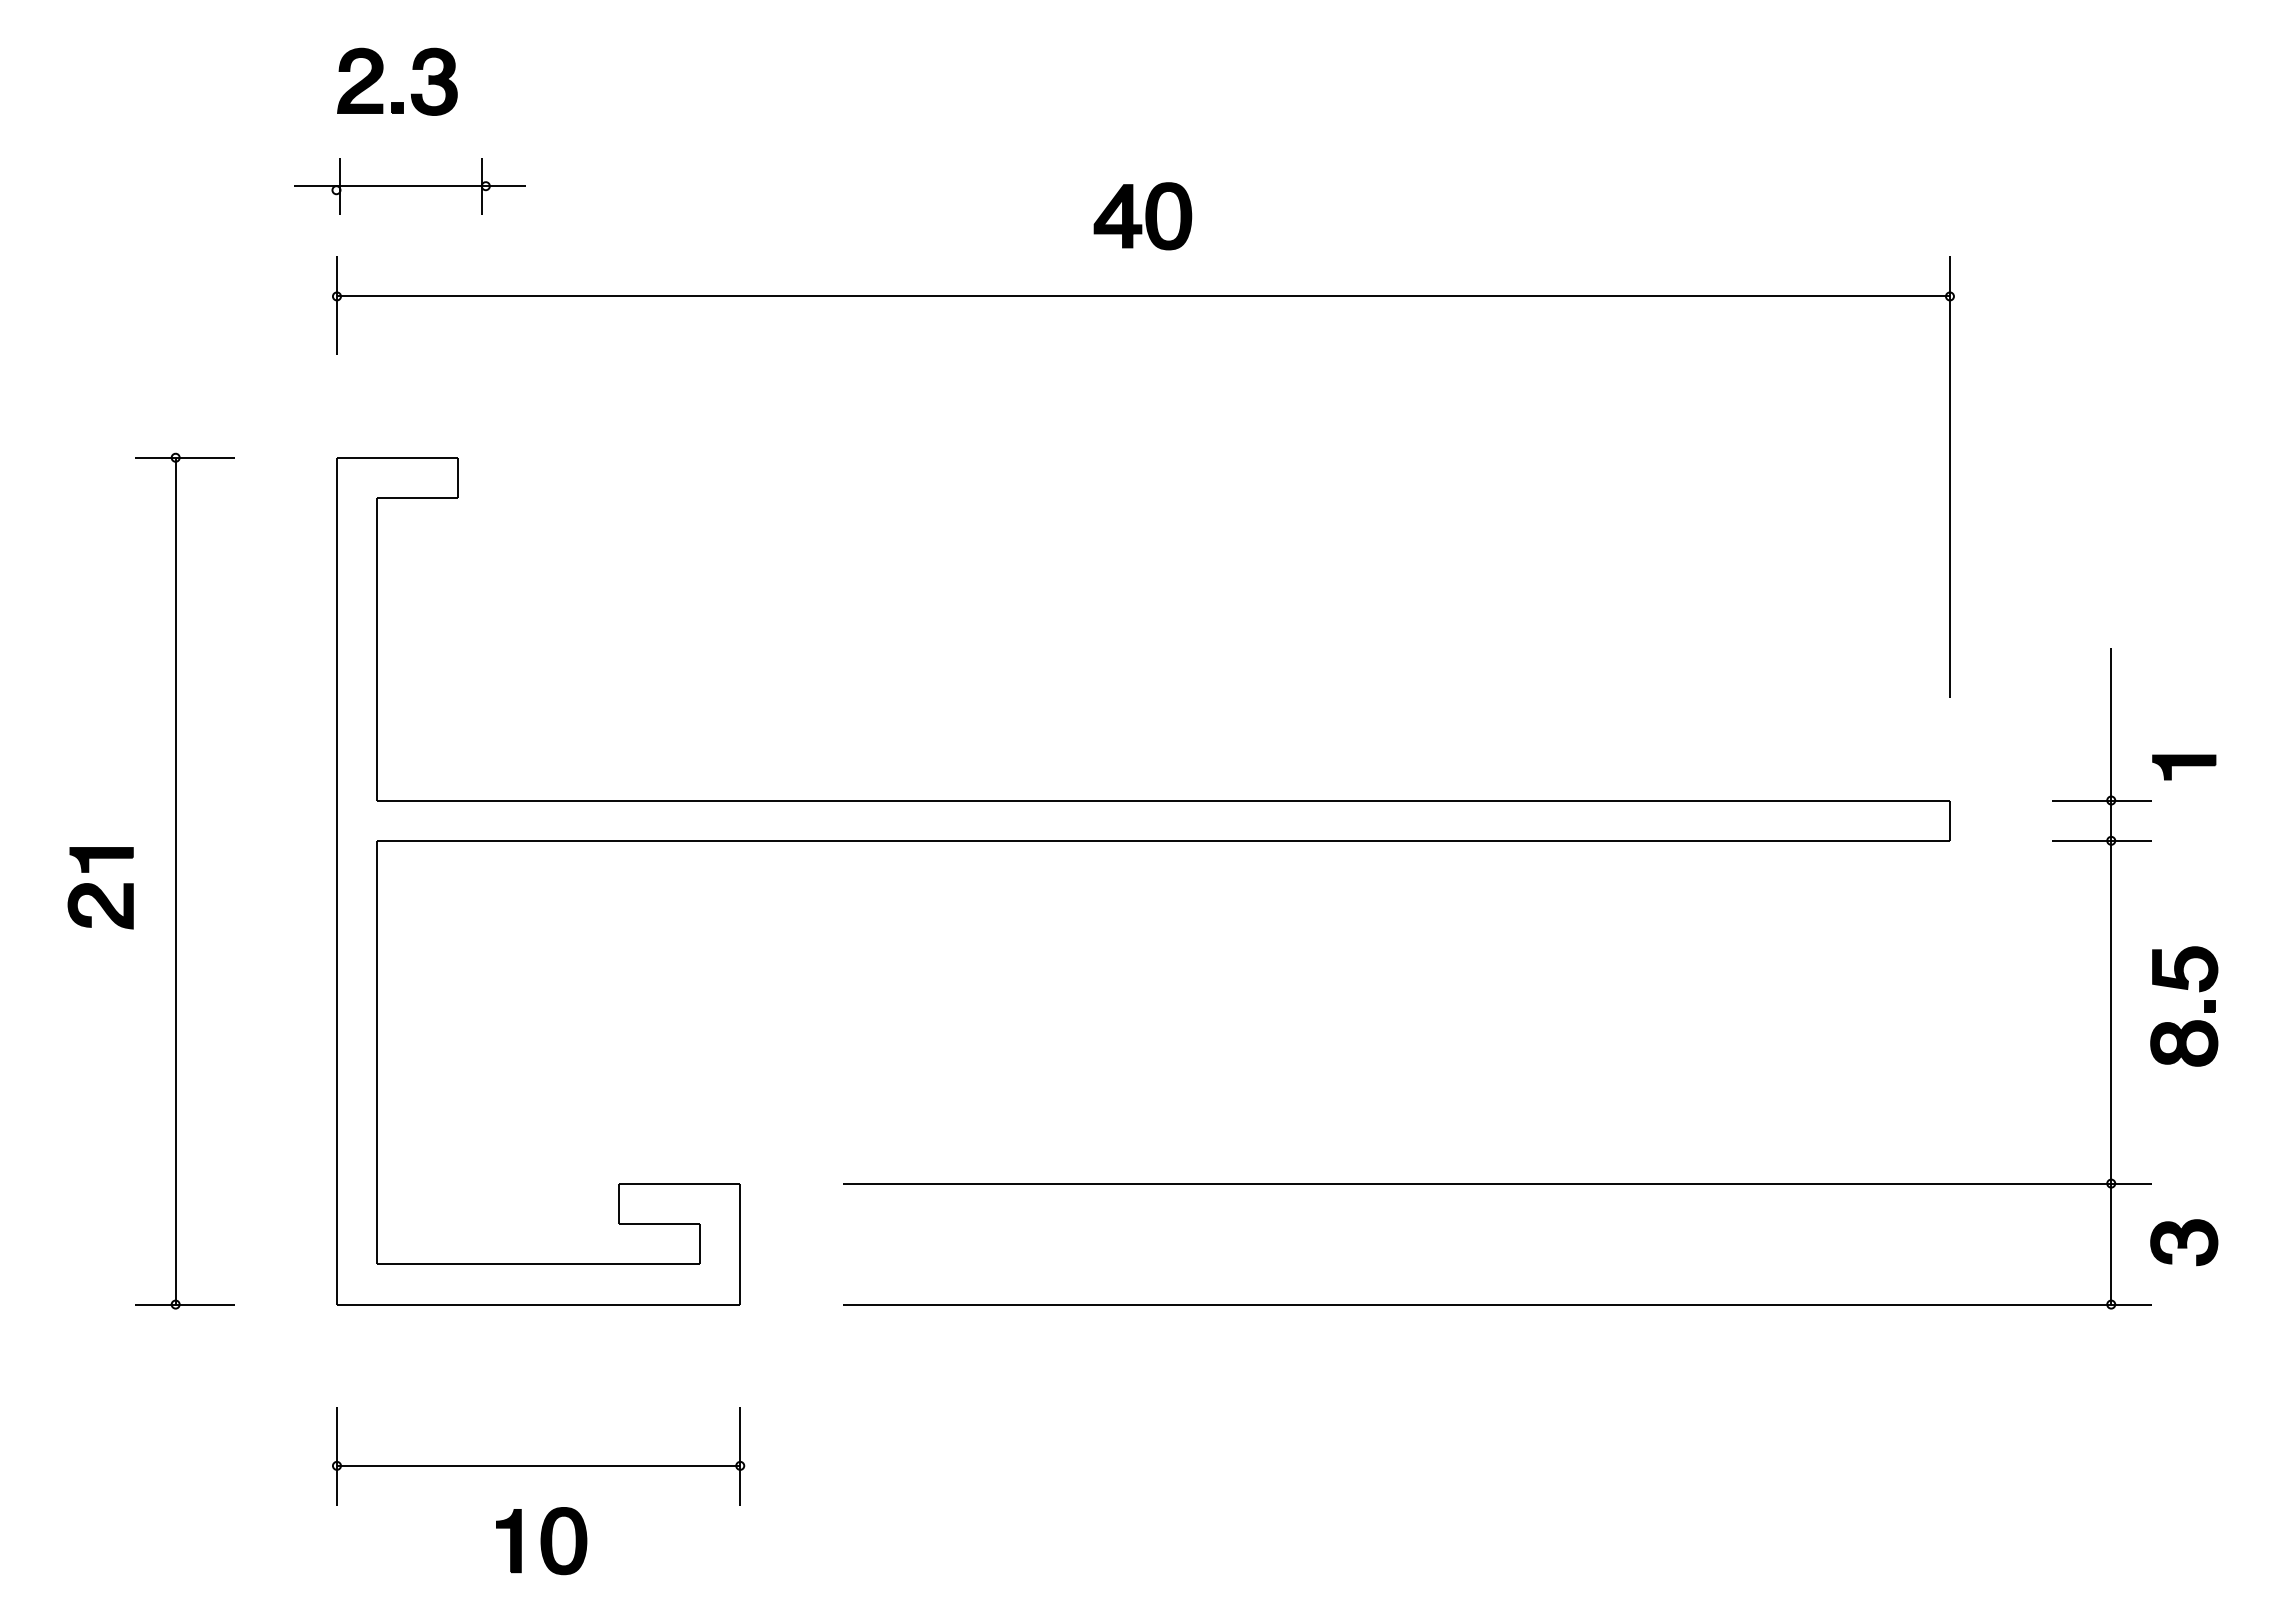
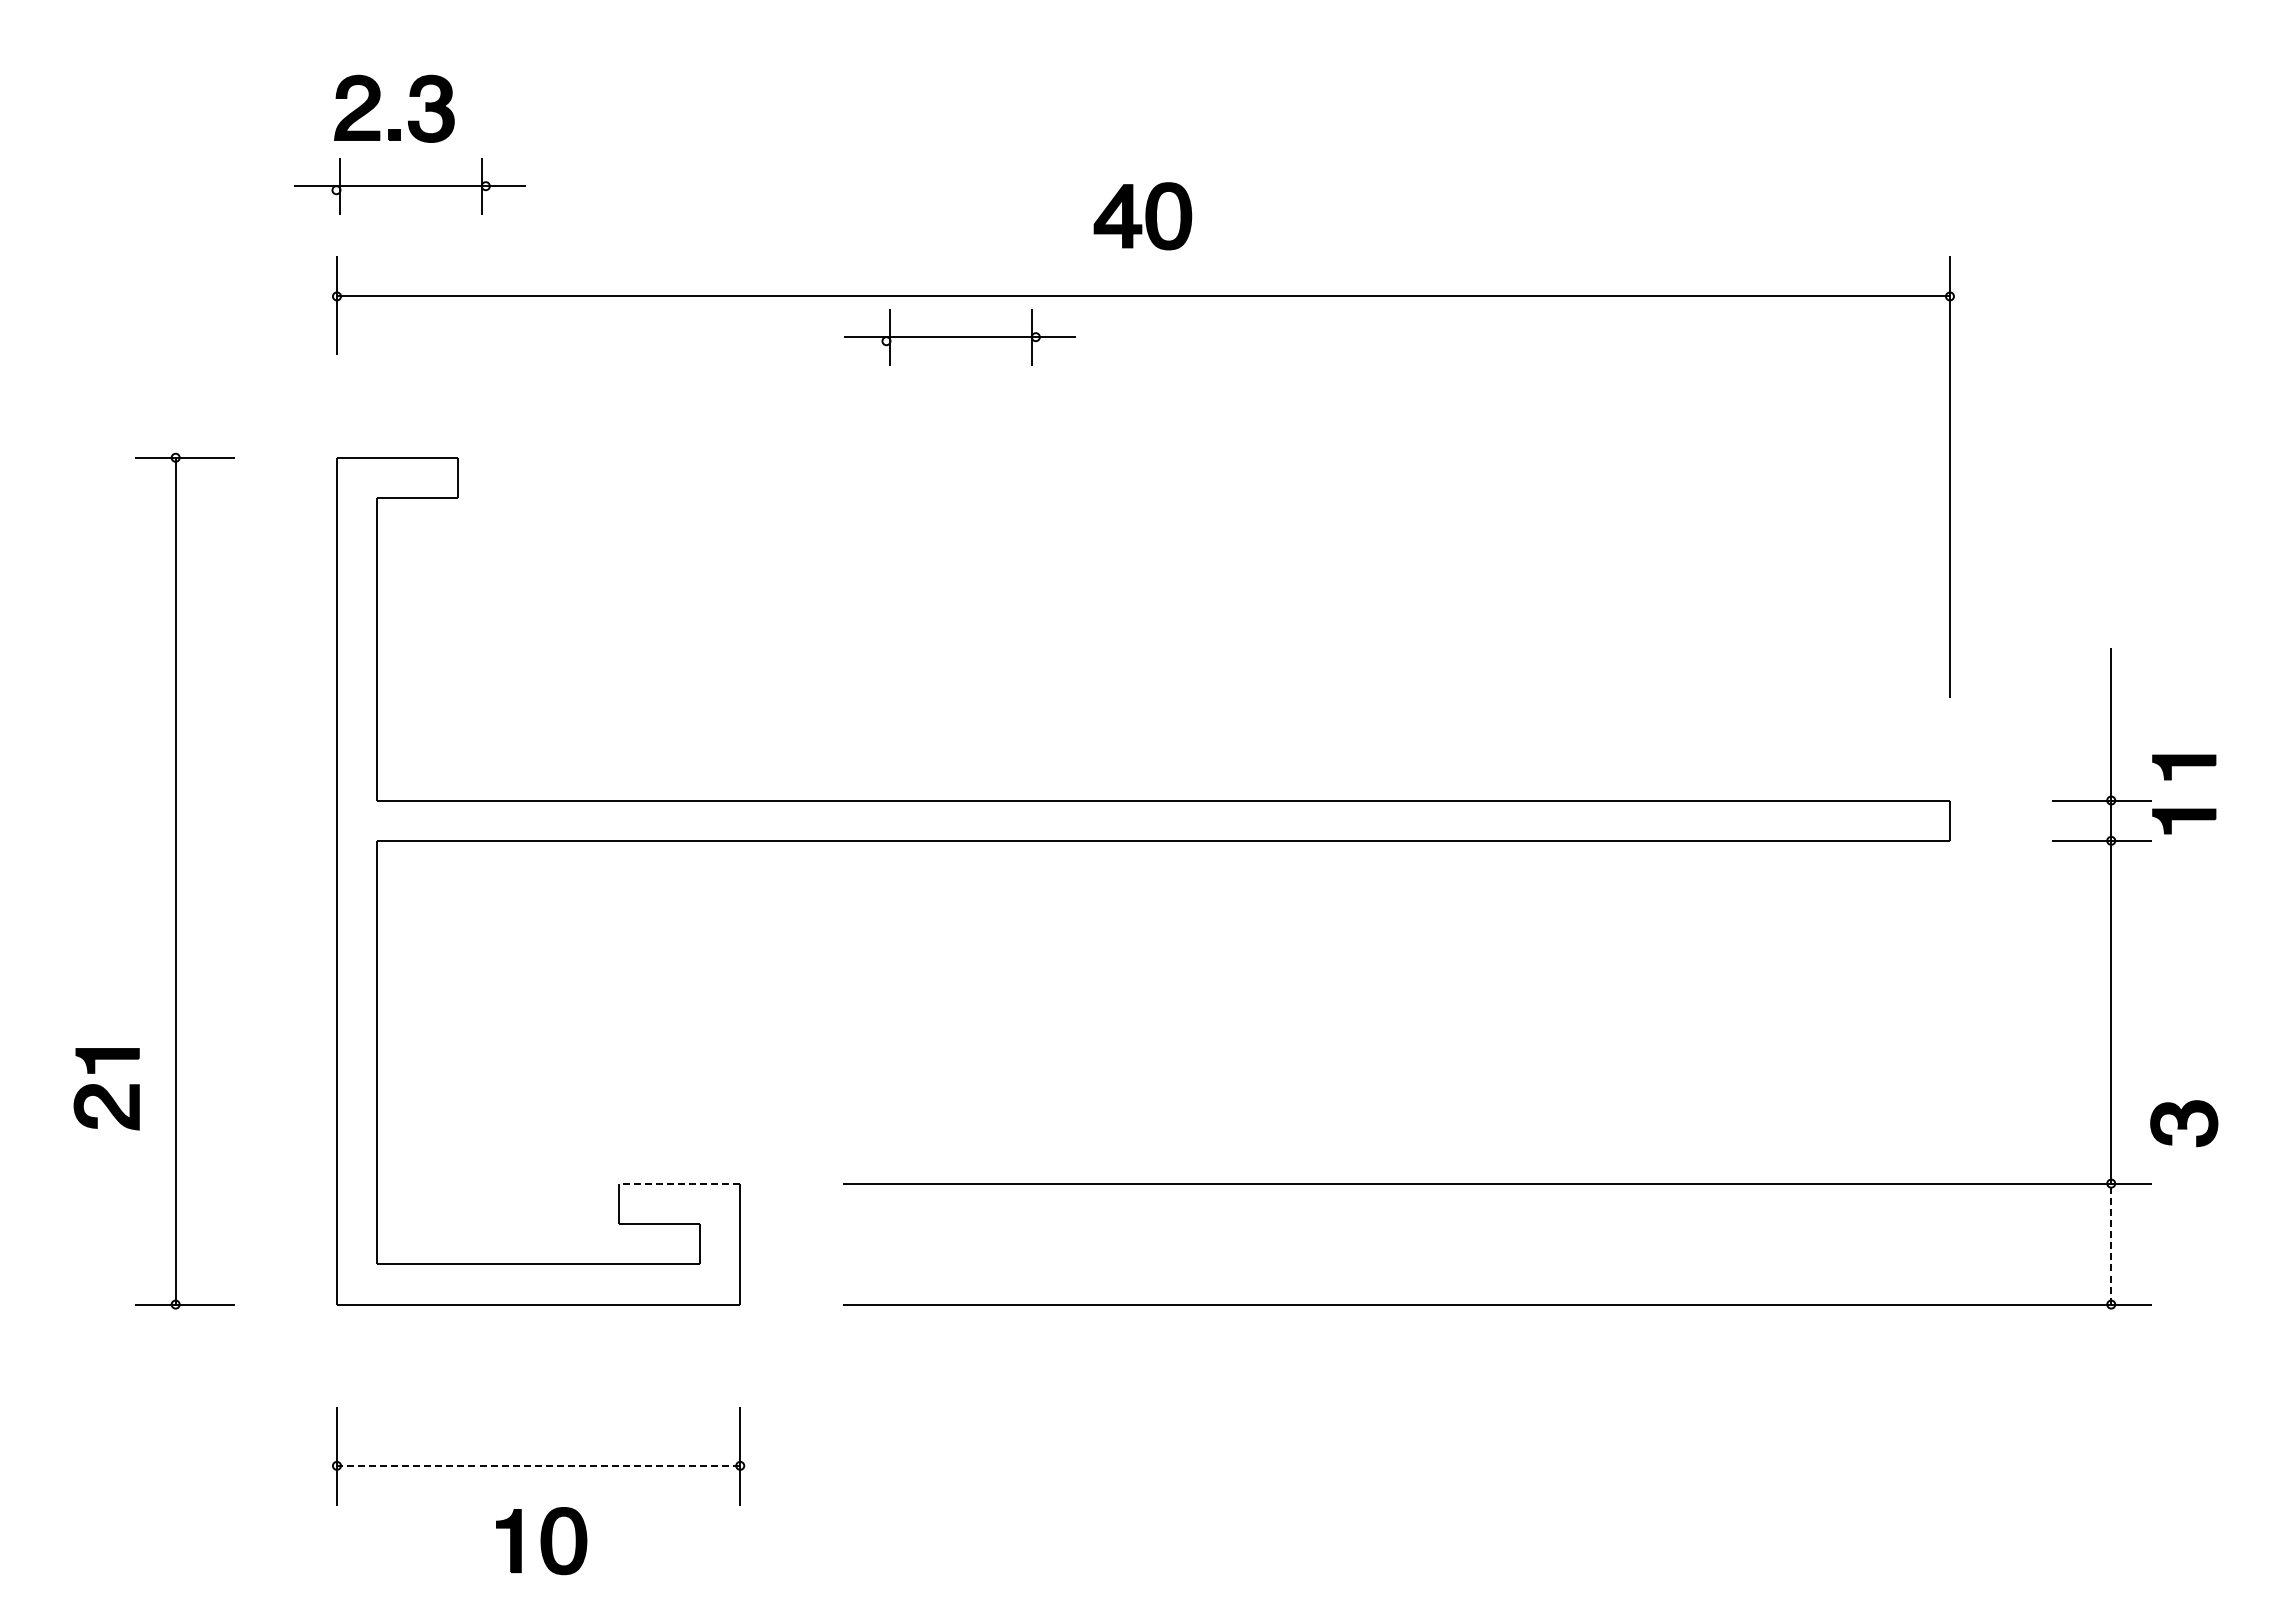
part position: (382, 74) -> (379, 101) (379, 101)
part: none -> present (959, 337)
part: none -> present (2184, 821)
part position: (100, 888) -> (106, 1089) (106, 1089)
part: present -> none (2189, 1021)
line: solid -> dashed (679, 1183)
part position: (2184, 1242) -> (2184, 1123) (2184, 1123)
line: solid -> dashed (2111, 1243)
line: solid -> dashed (538, 1465)
